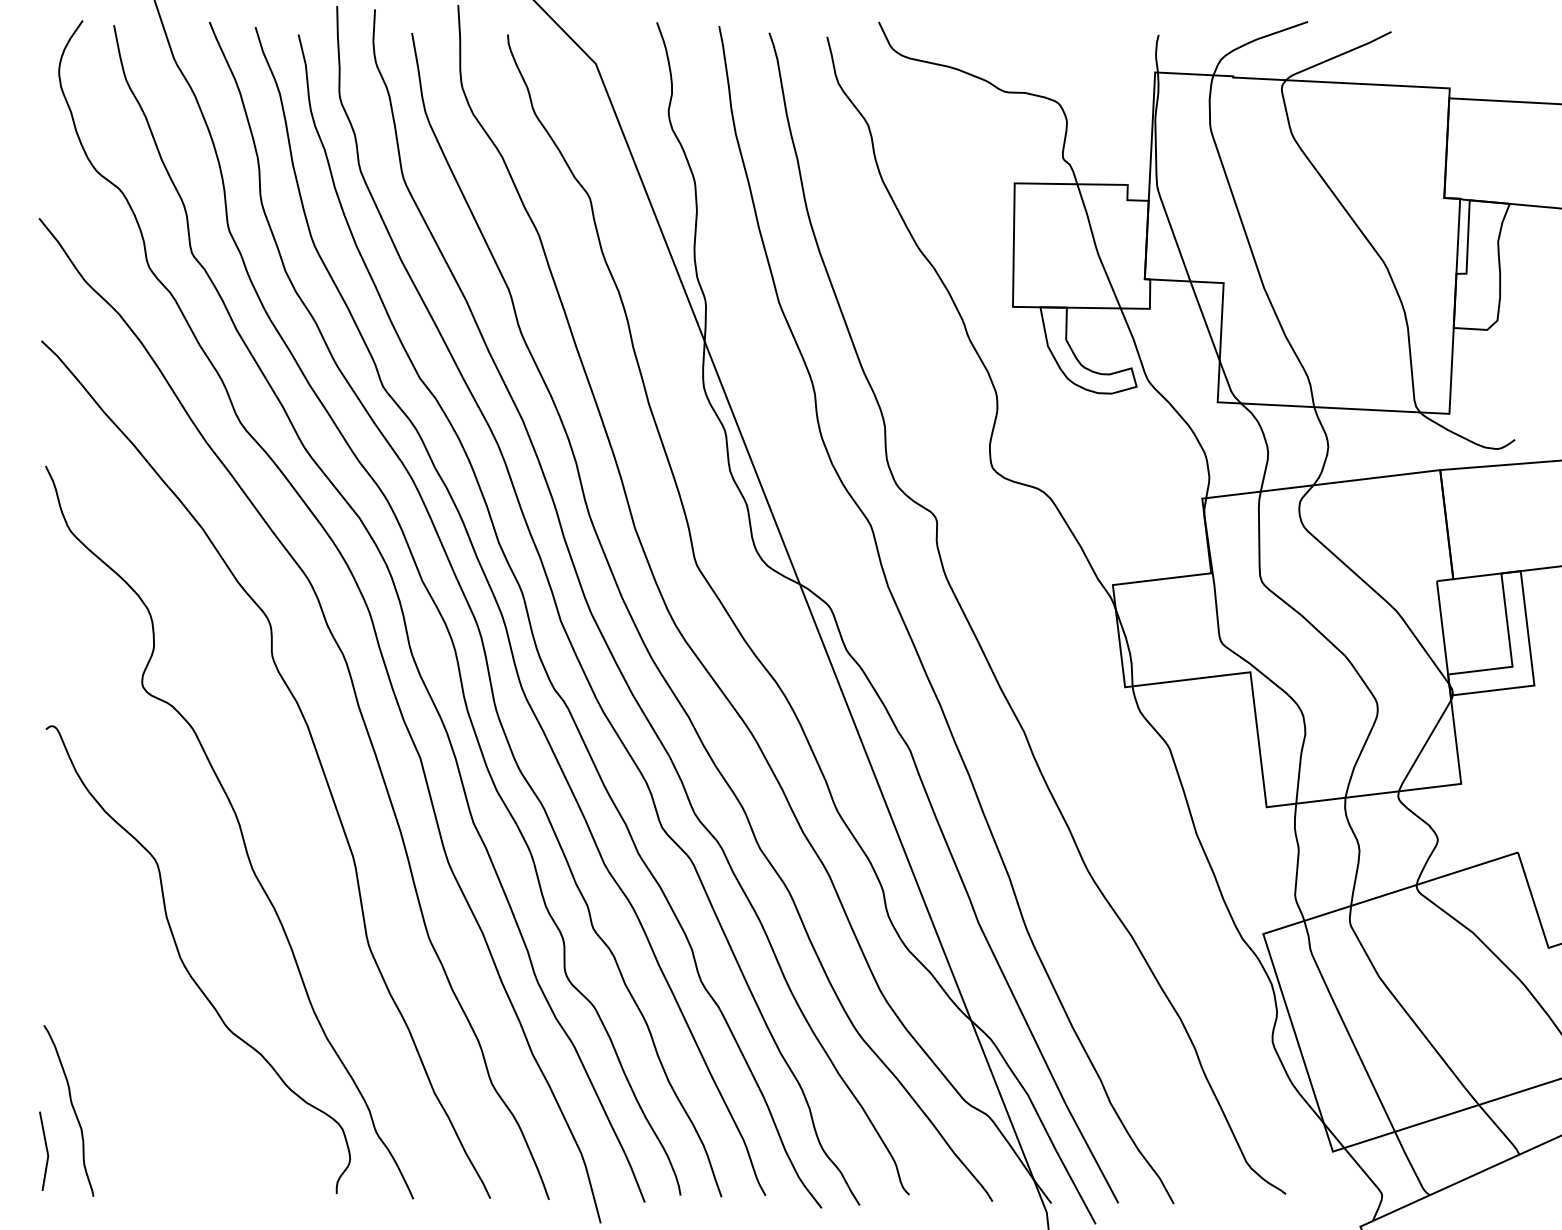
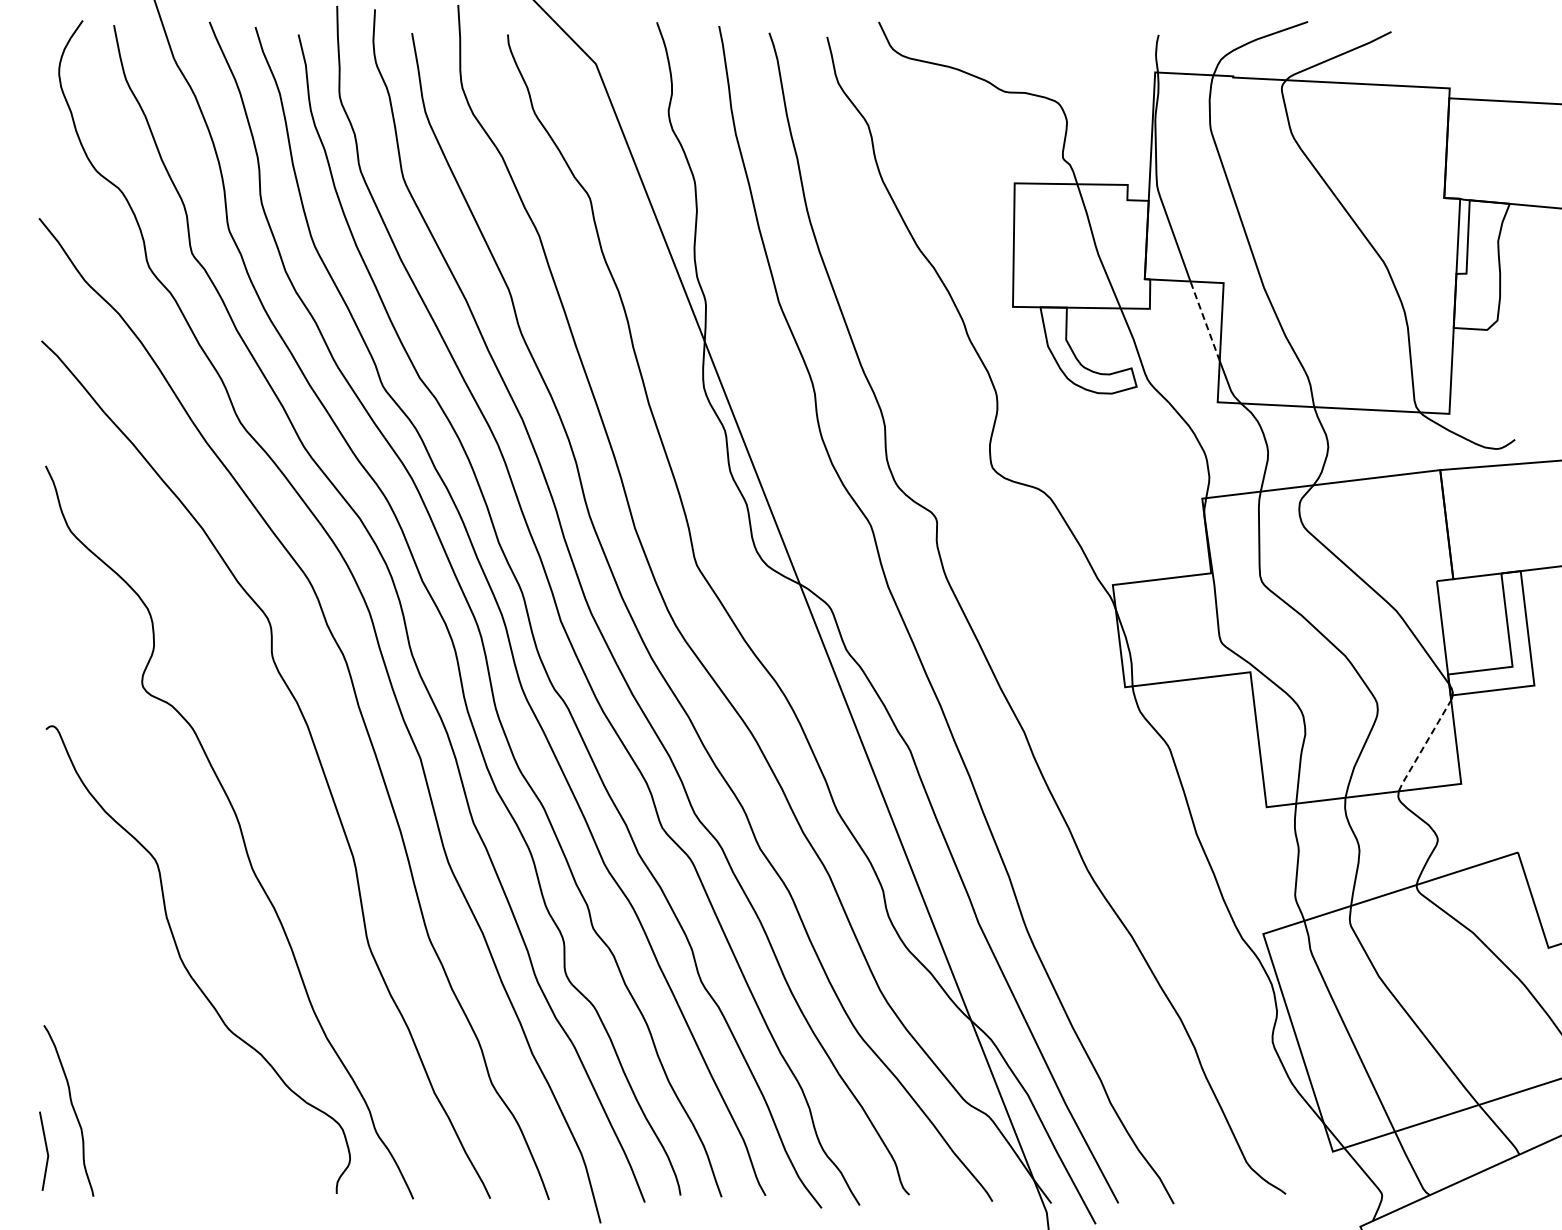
line: solid -> dashed (1204, 320)
line: solid -> dashed (1424, 745)
